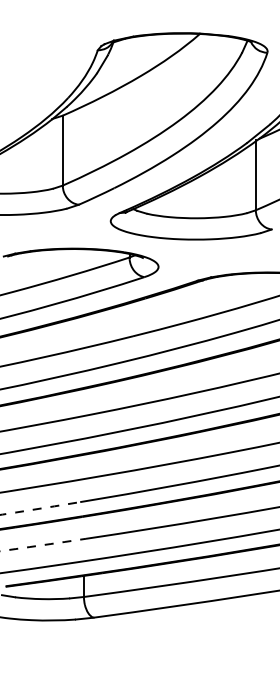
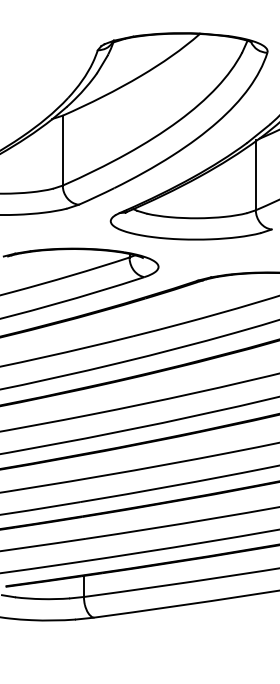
arc: dashed -> solid (40, 508)
arc: dashed -> solid (43, 545)
